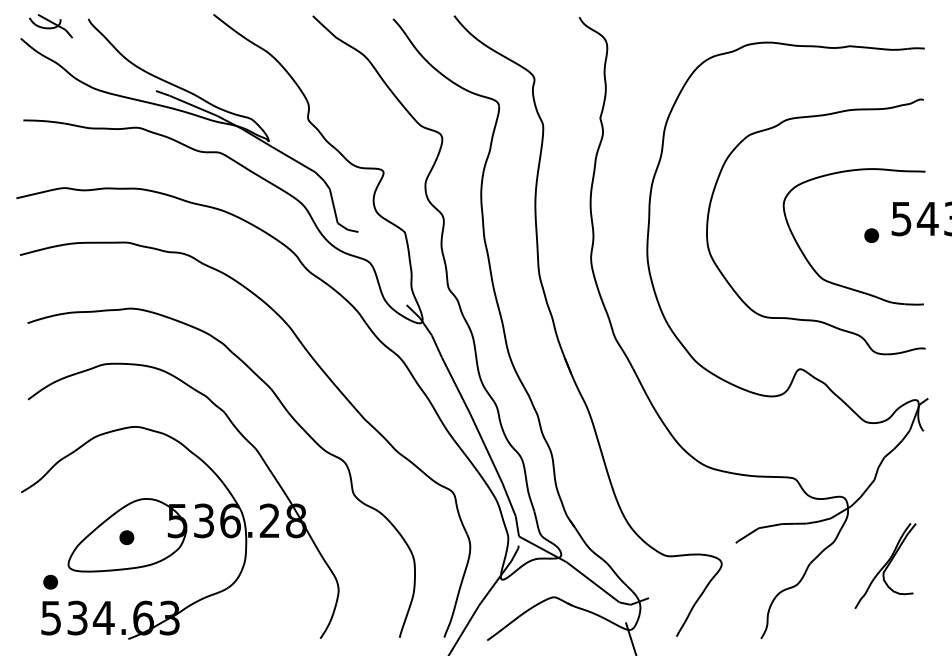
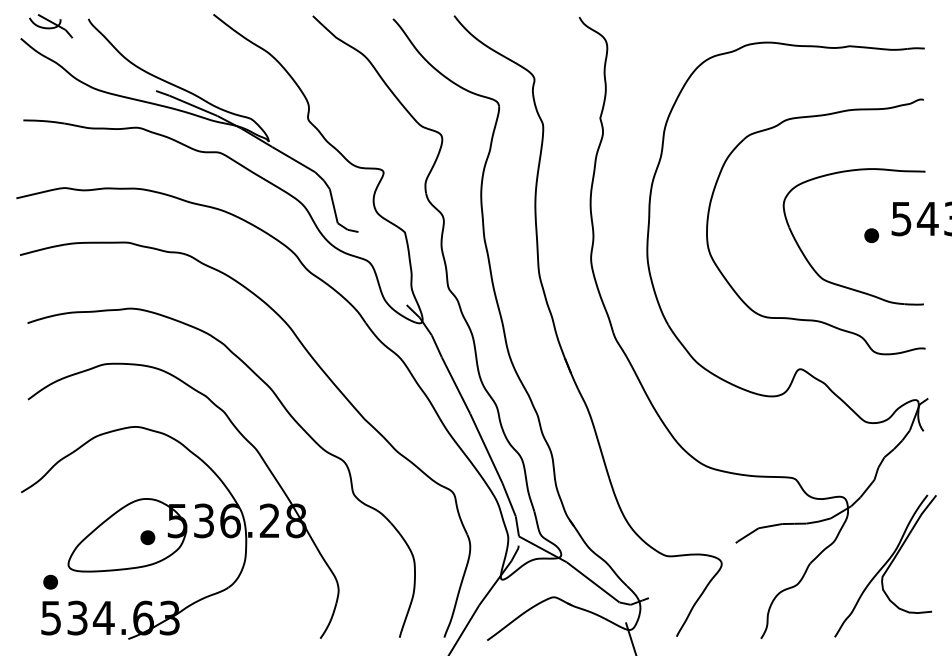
part position: (126, 537) -> (147, 537) (147, 537)
part size: 63x86 px -> 103x144 px (885, 565)
